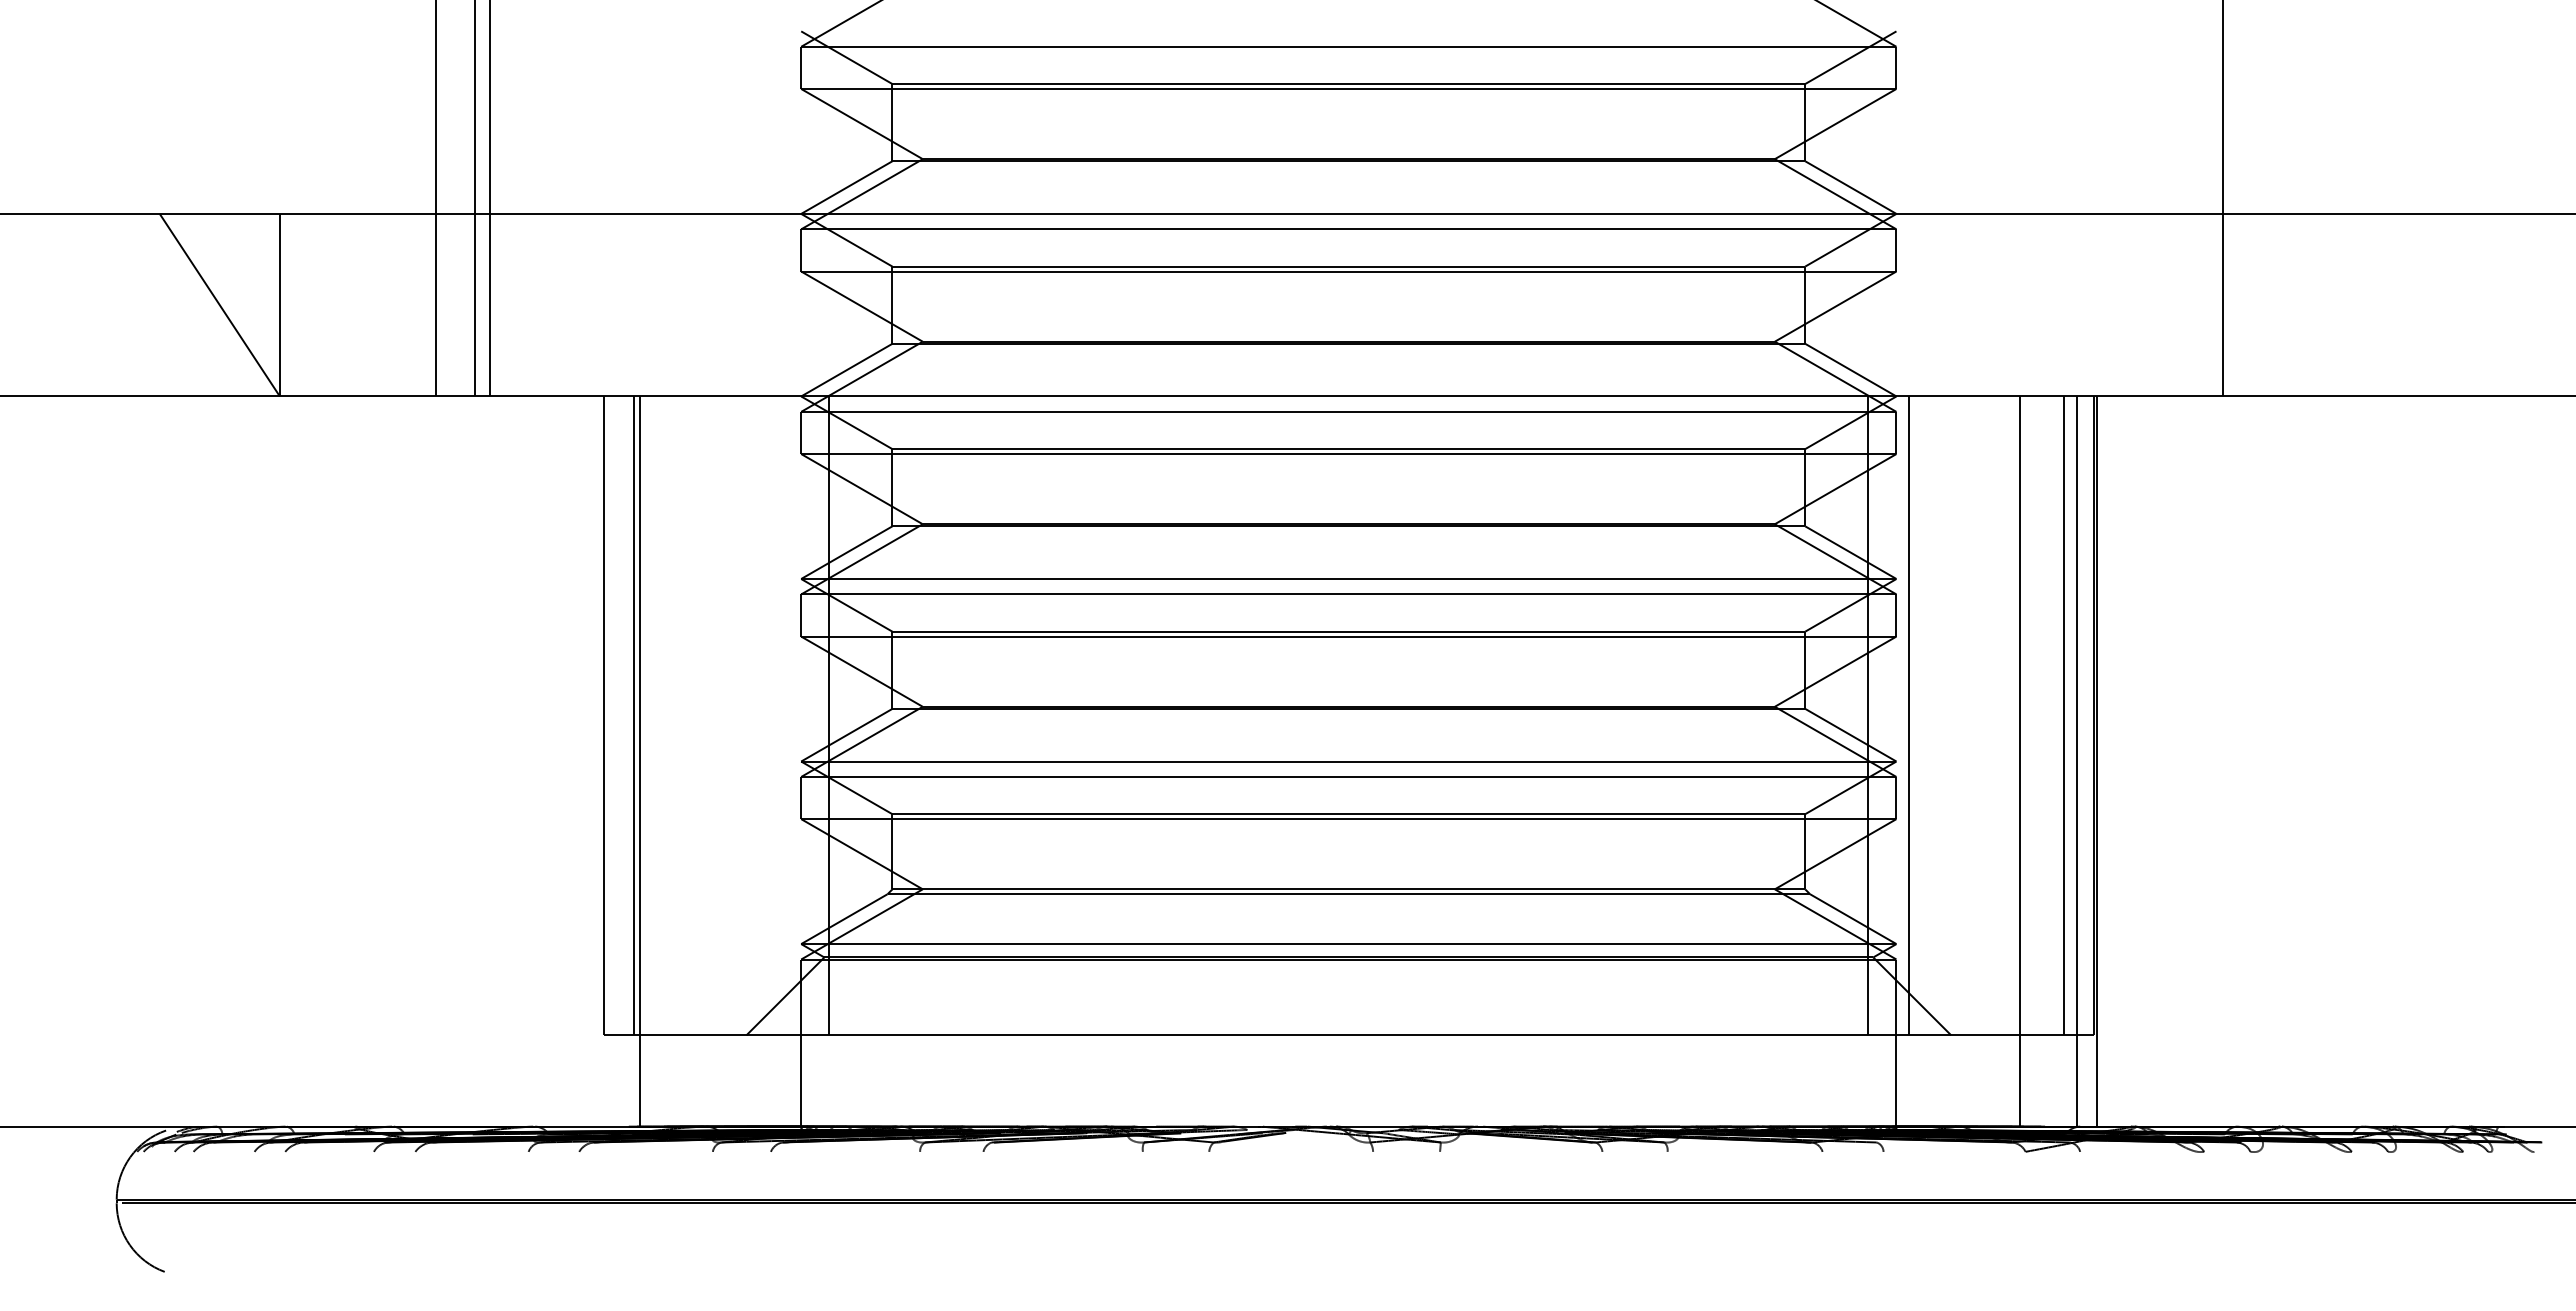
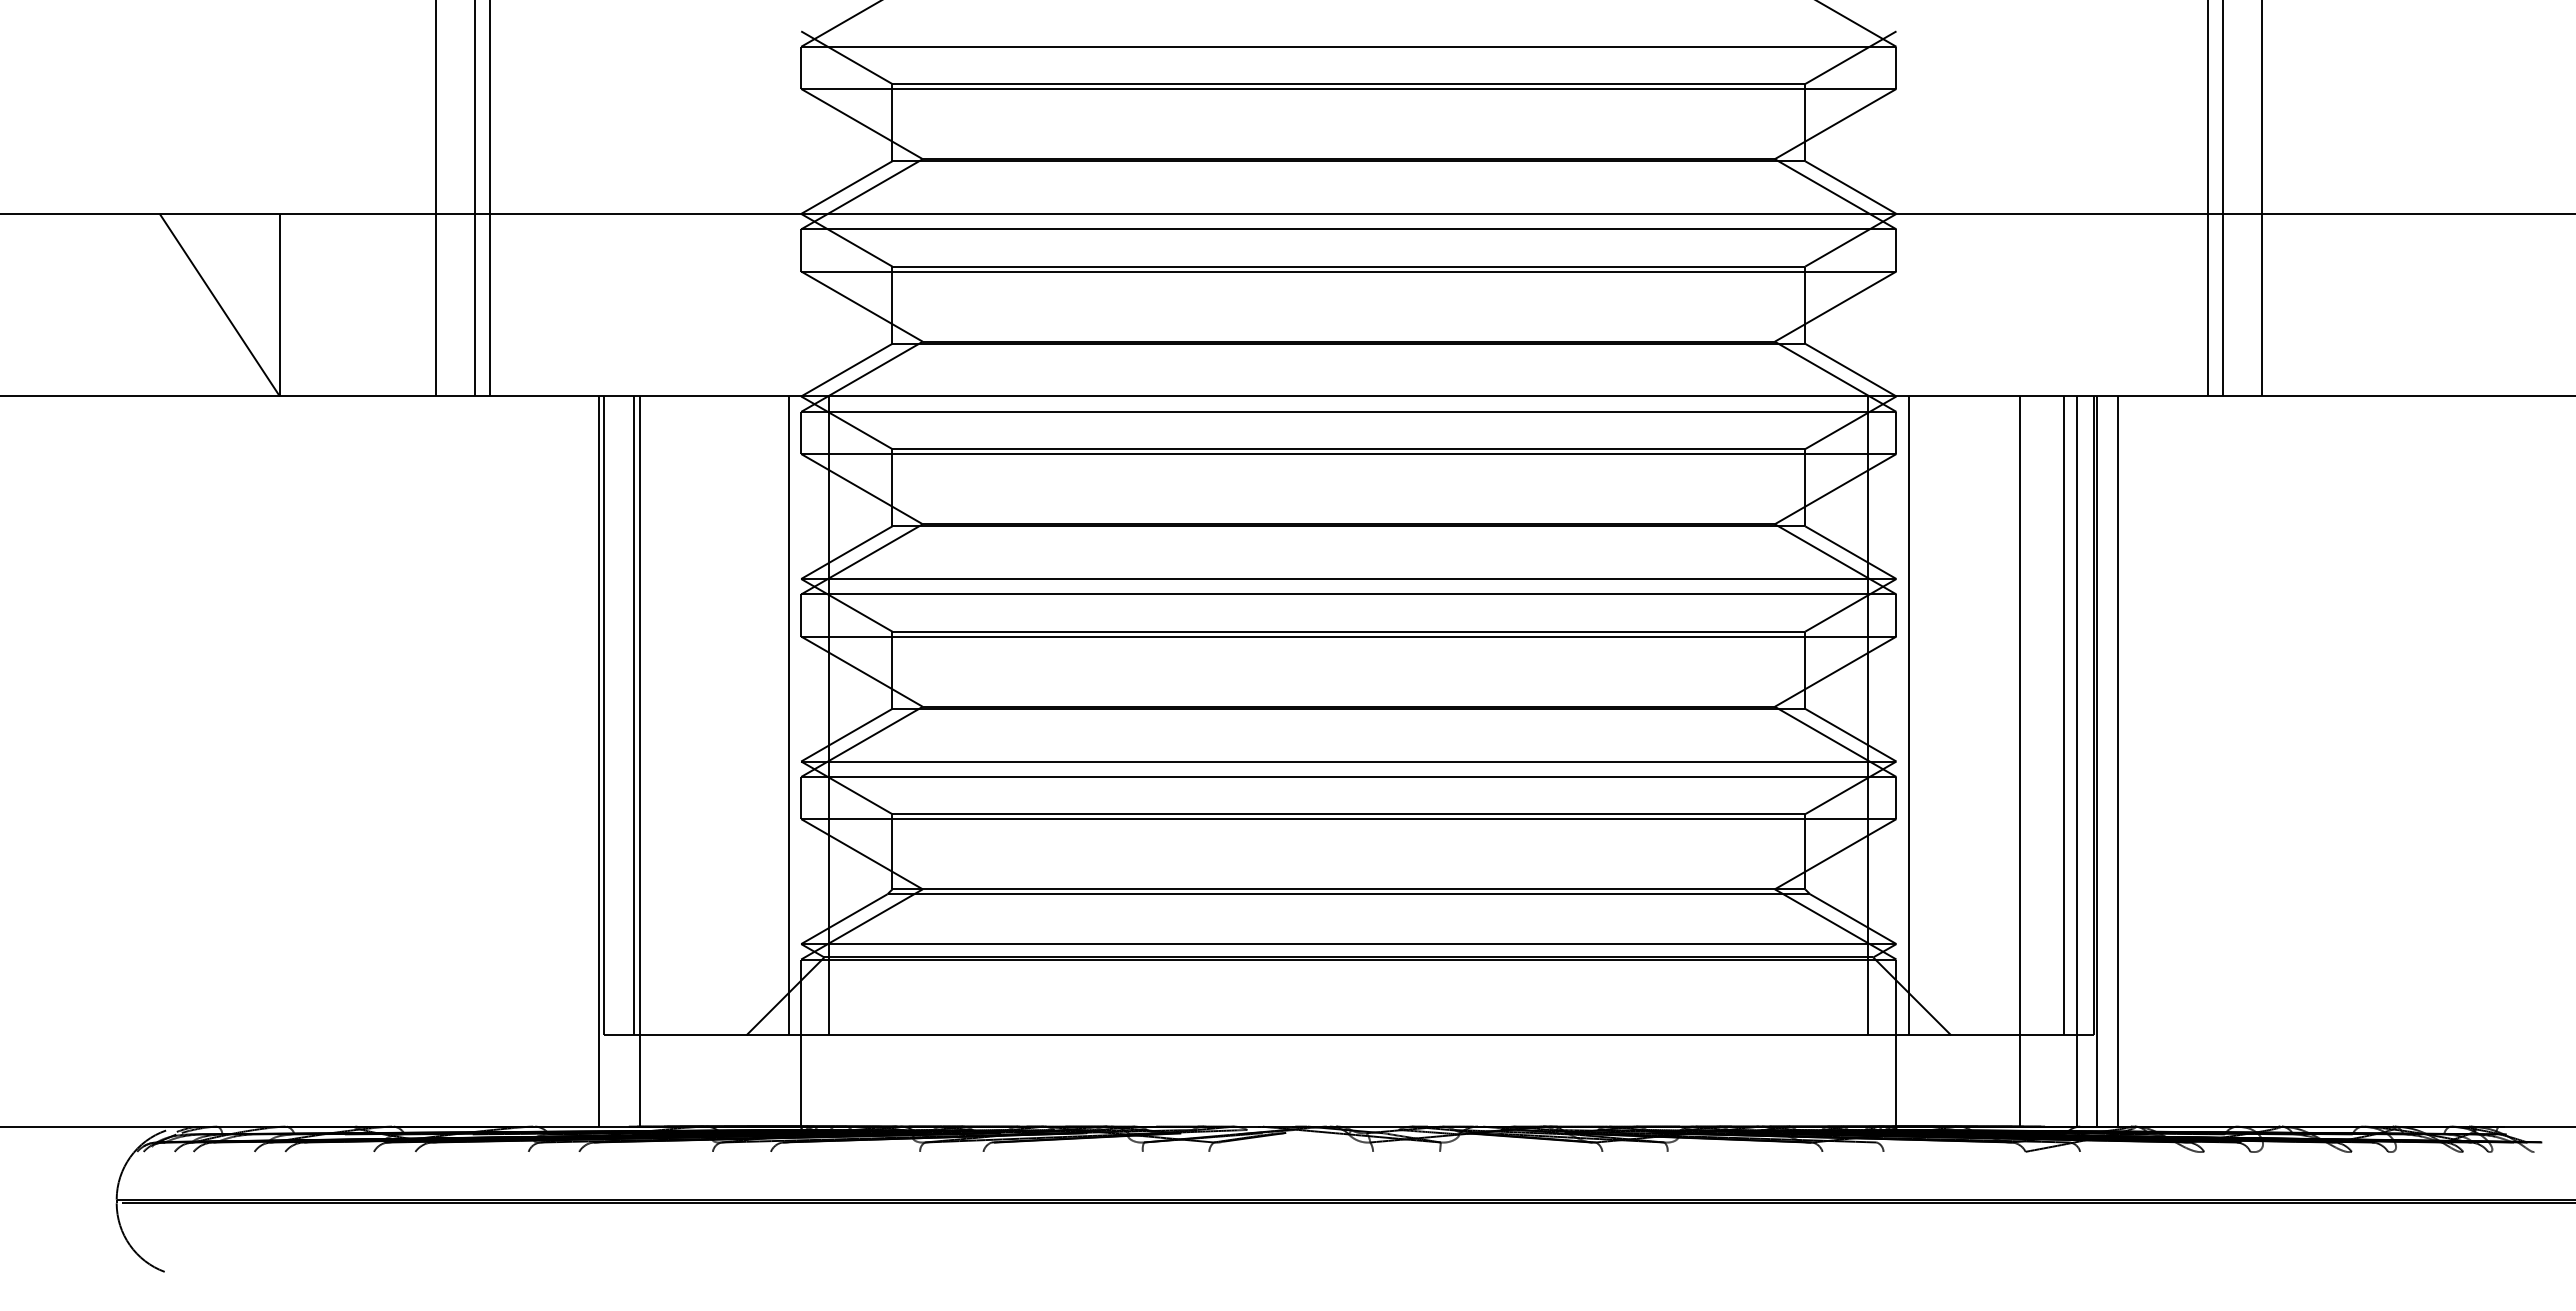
line: none -> present (2208, 199)
line: none -> present (2261, 199)
line: none -> present (788, 715)
line: none -> present (598, 761)
line: none -> present (2117, 761)
